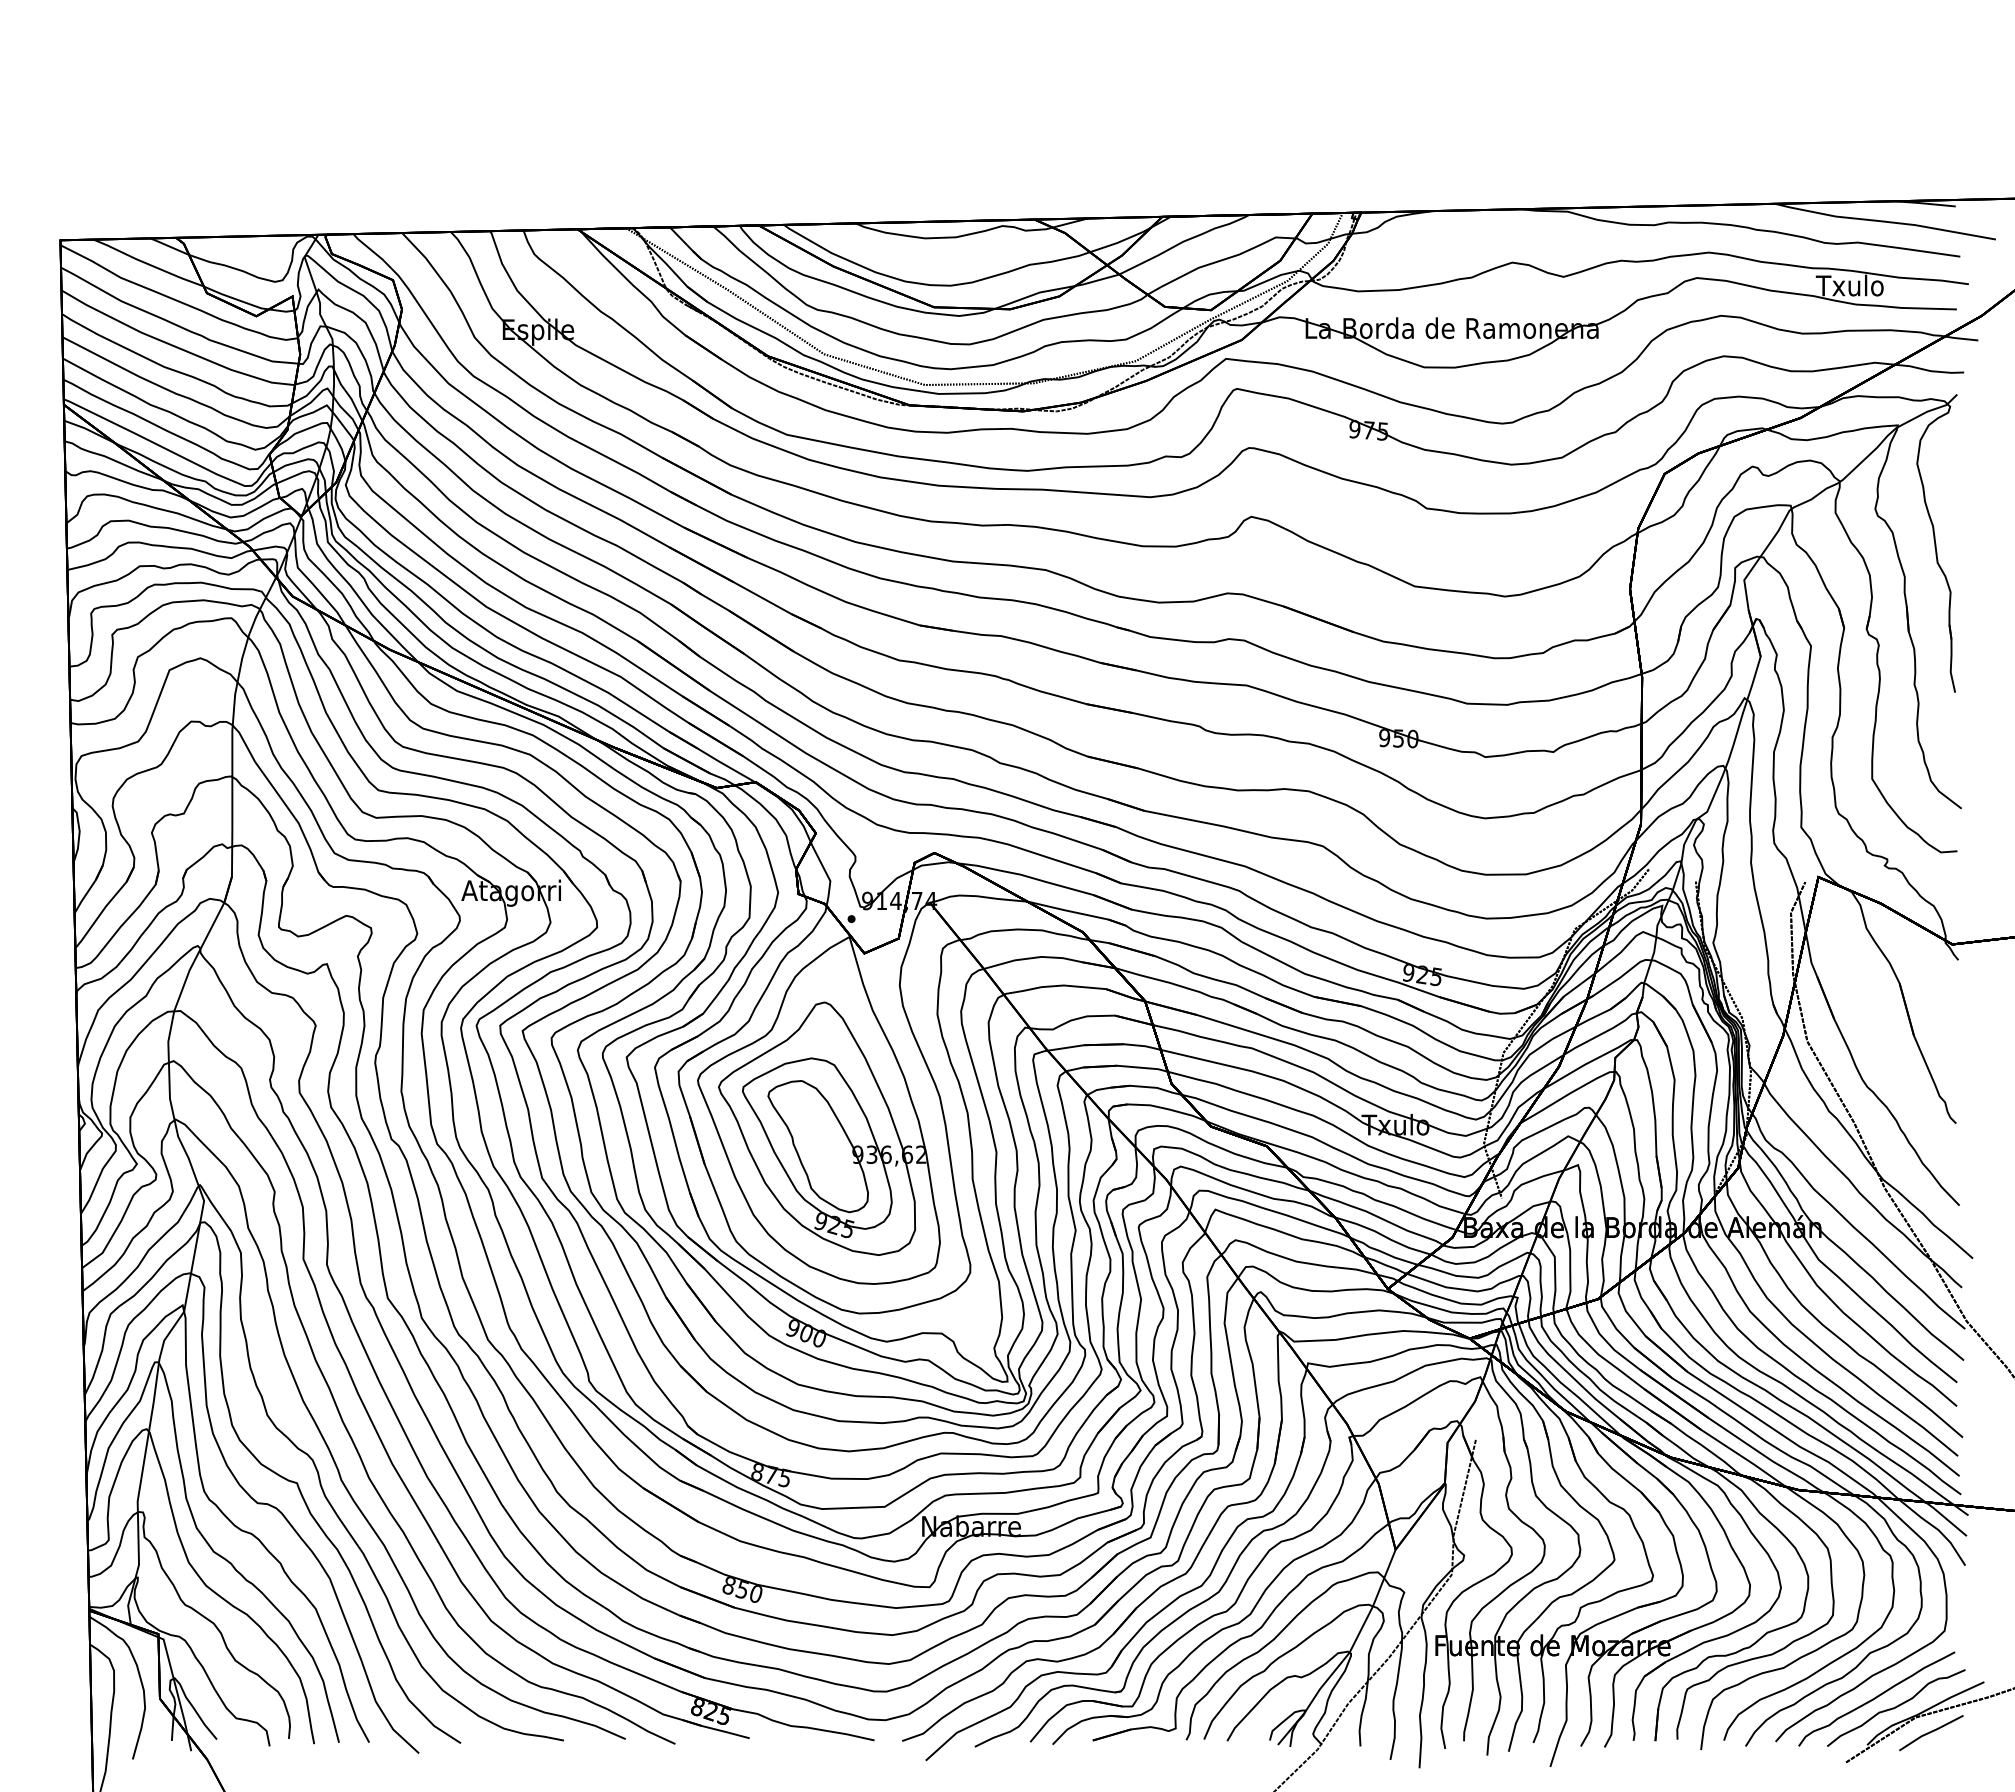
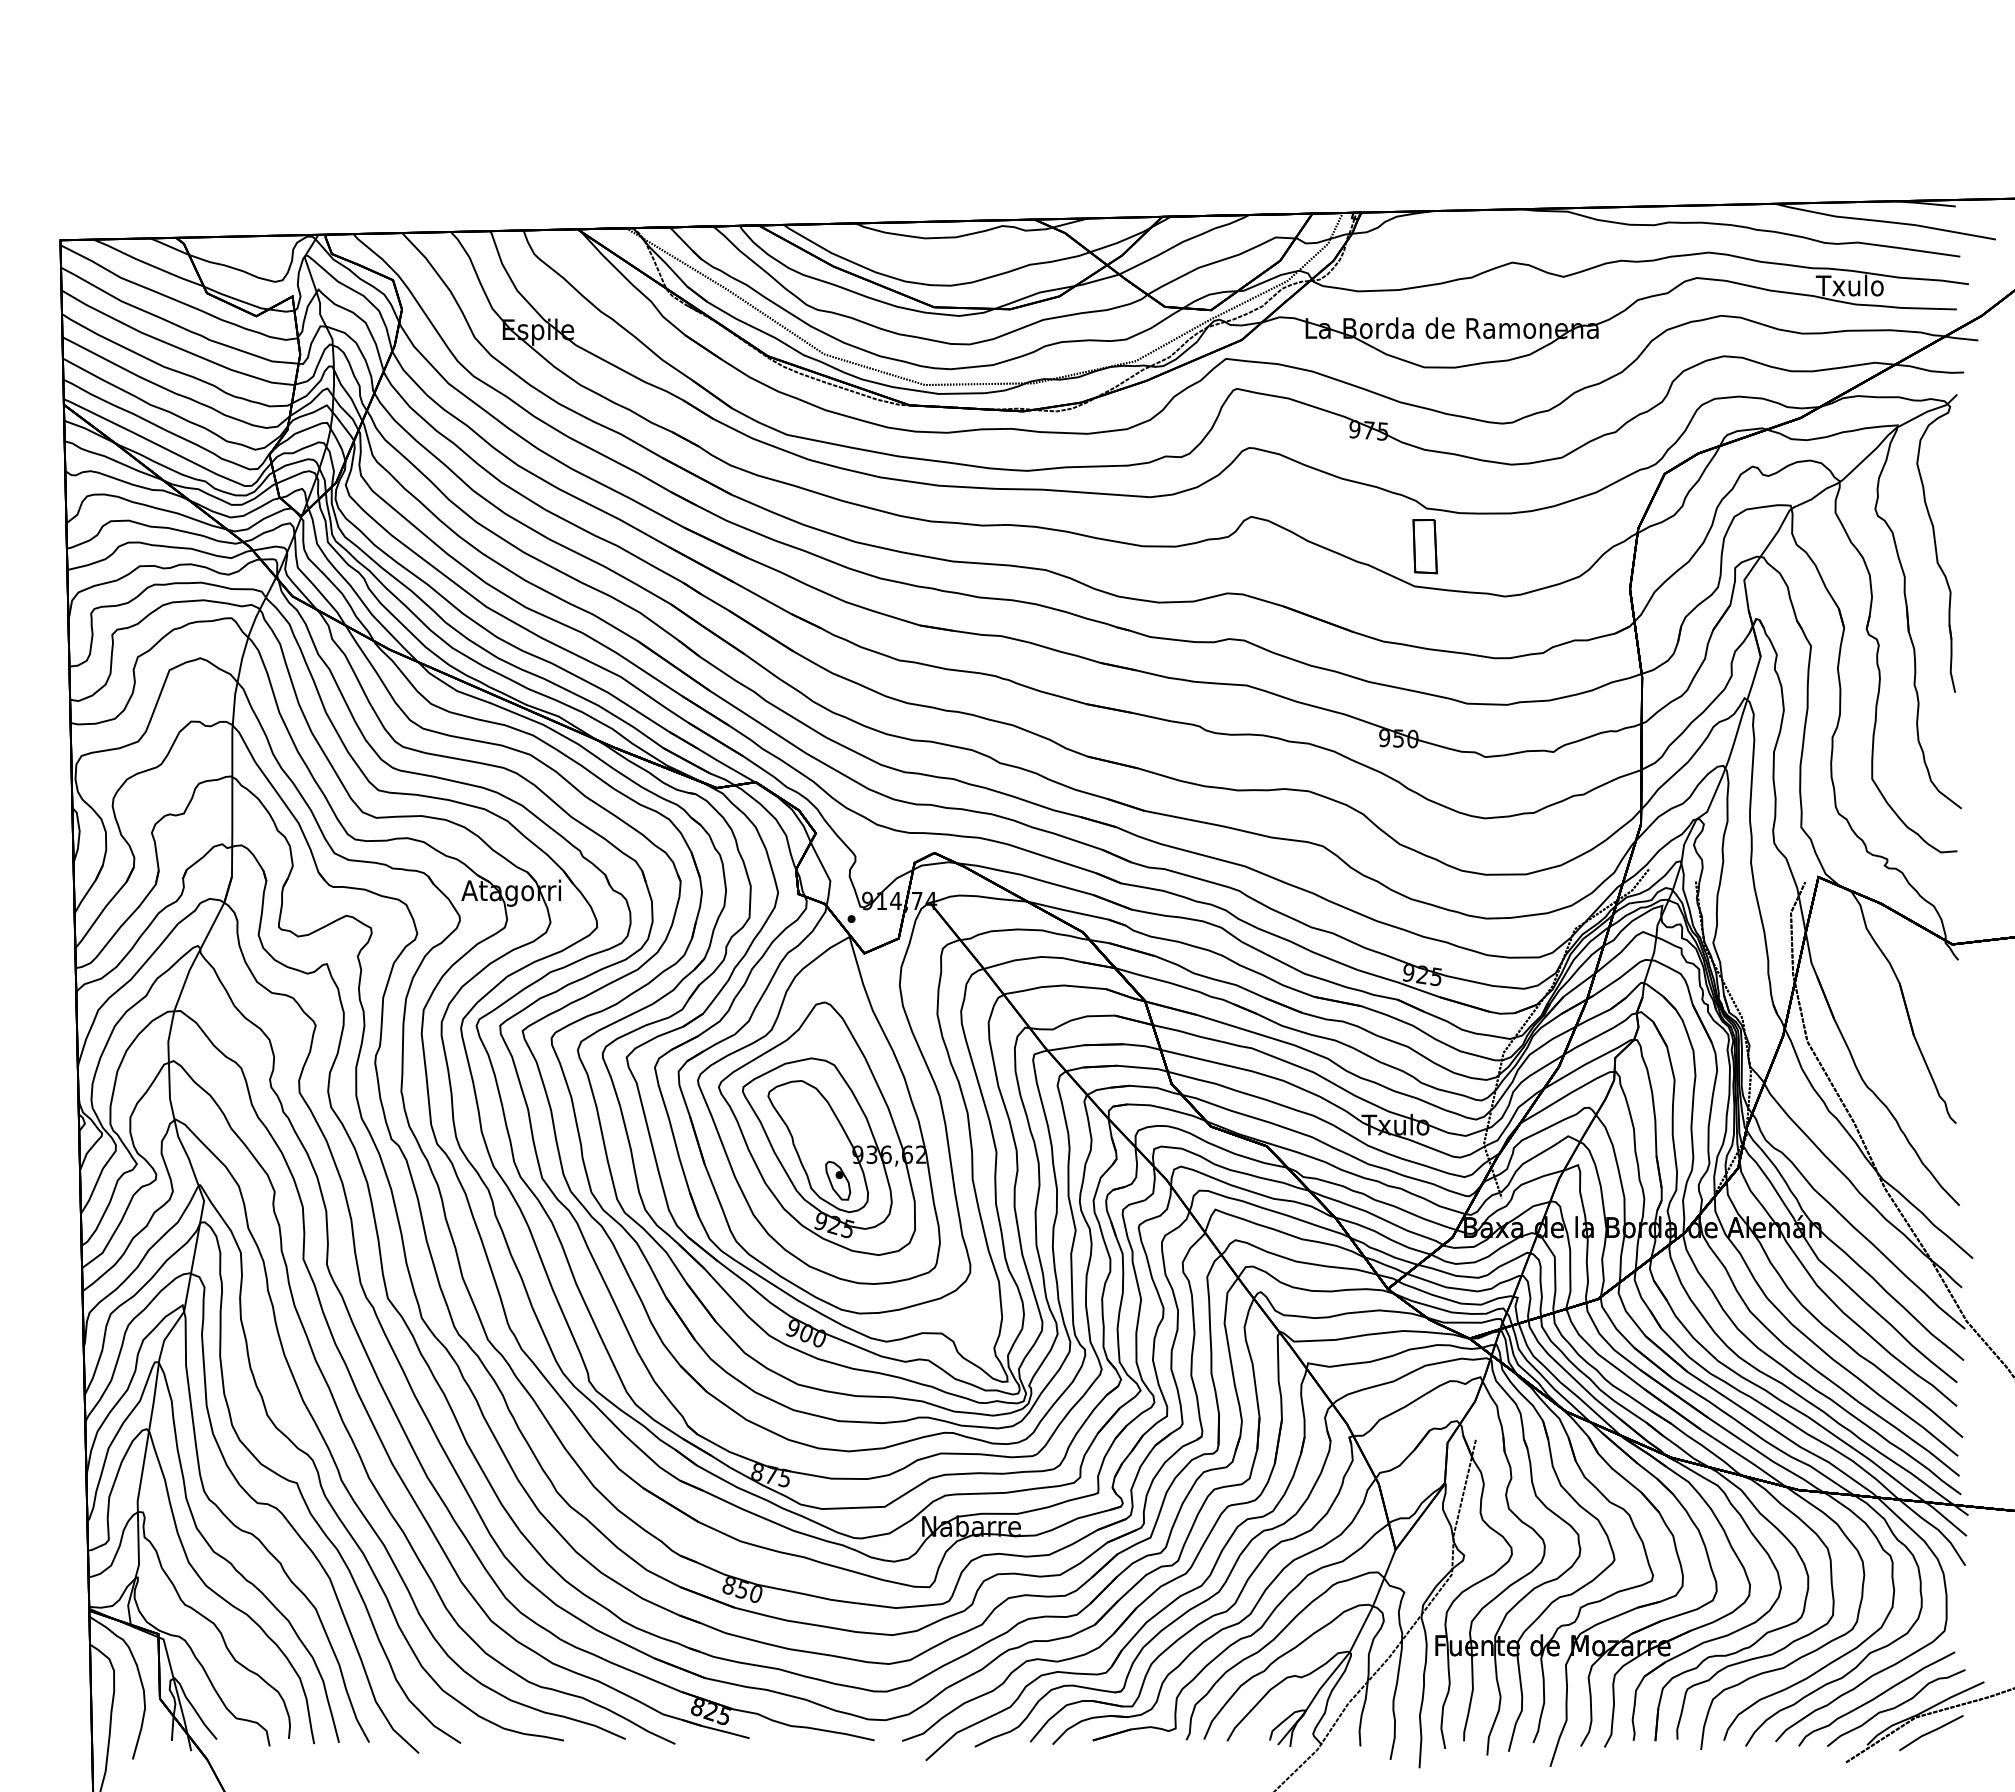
part: none -> present (1424, 546)
part: none -> present (838, 1180)
